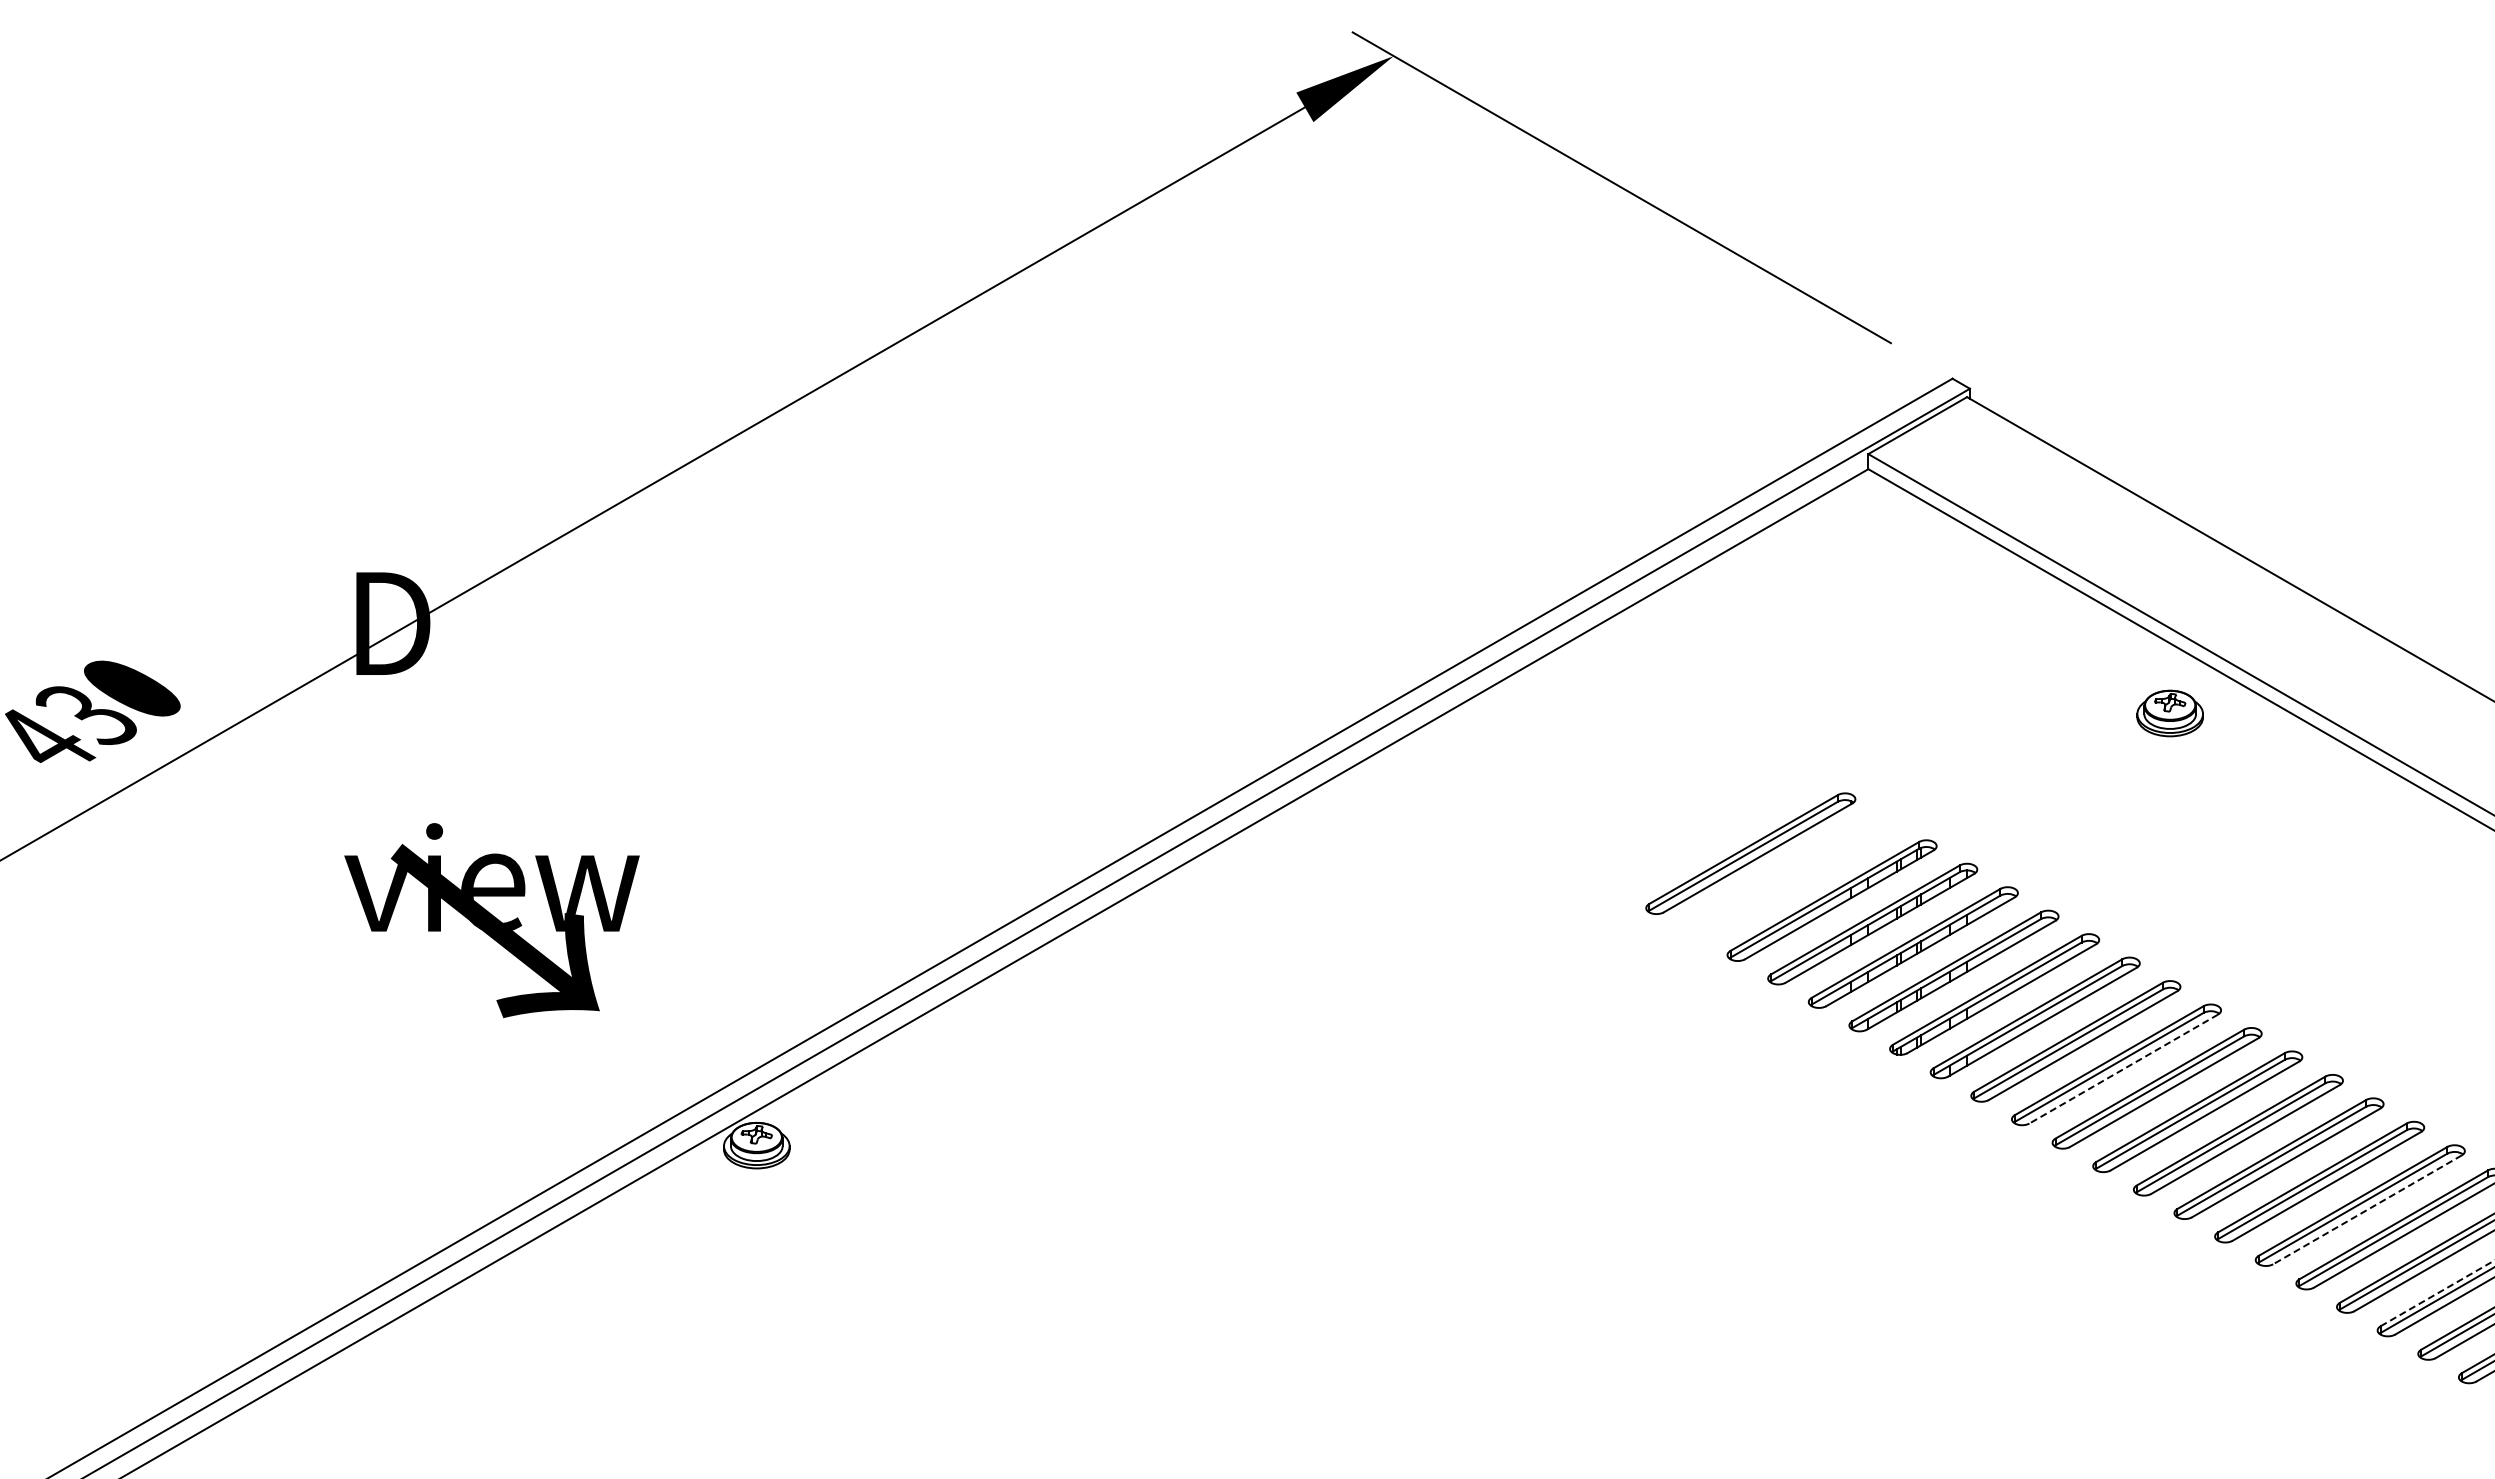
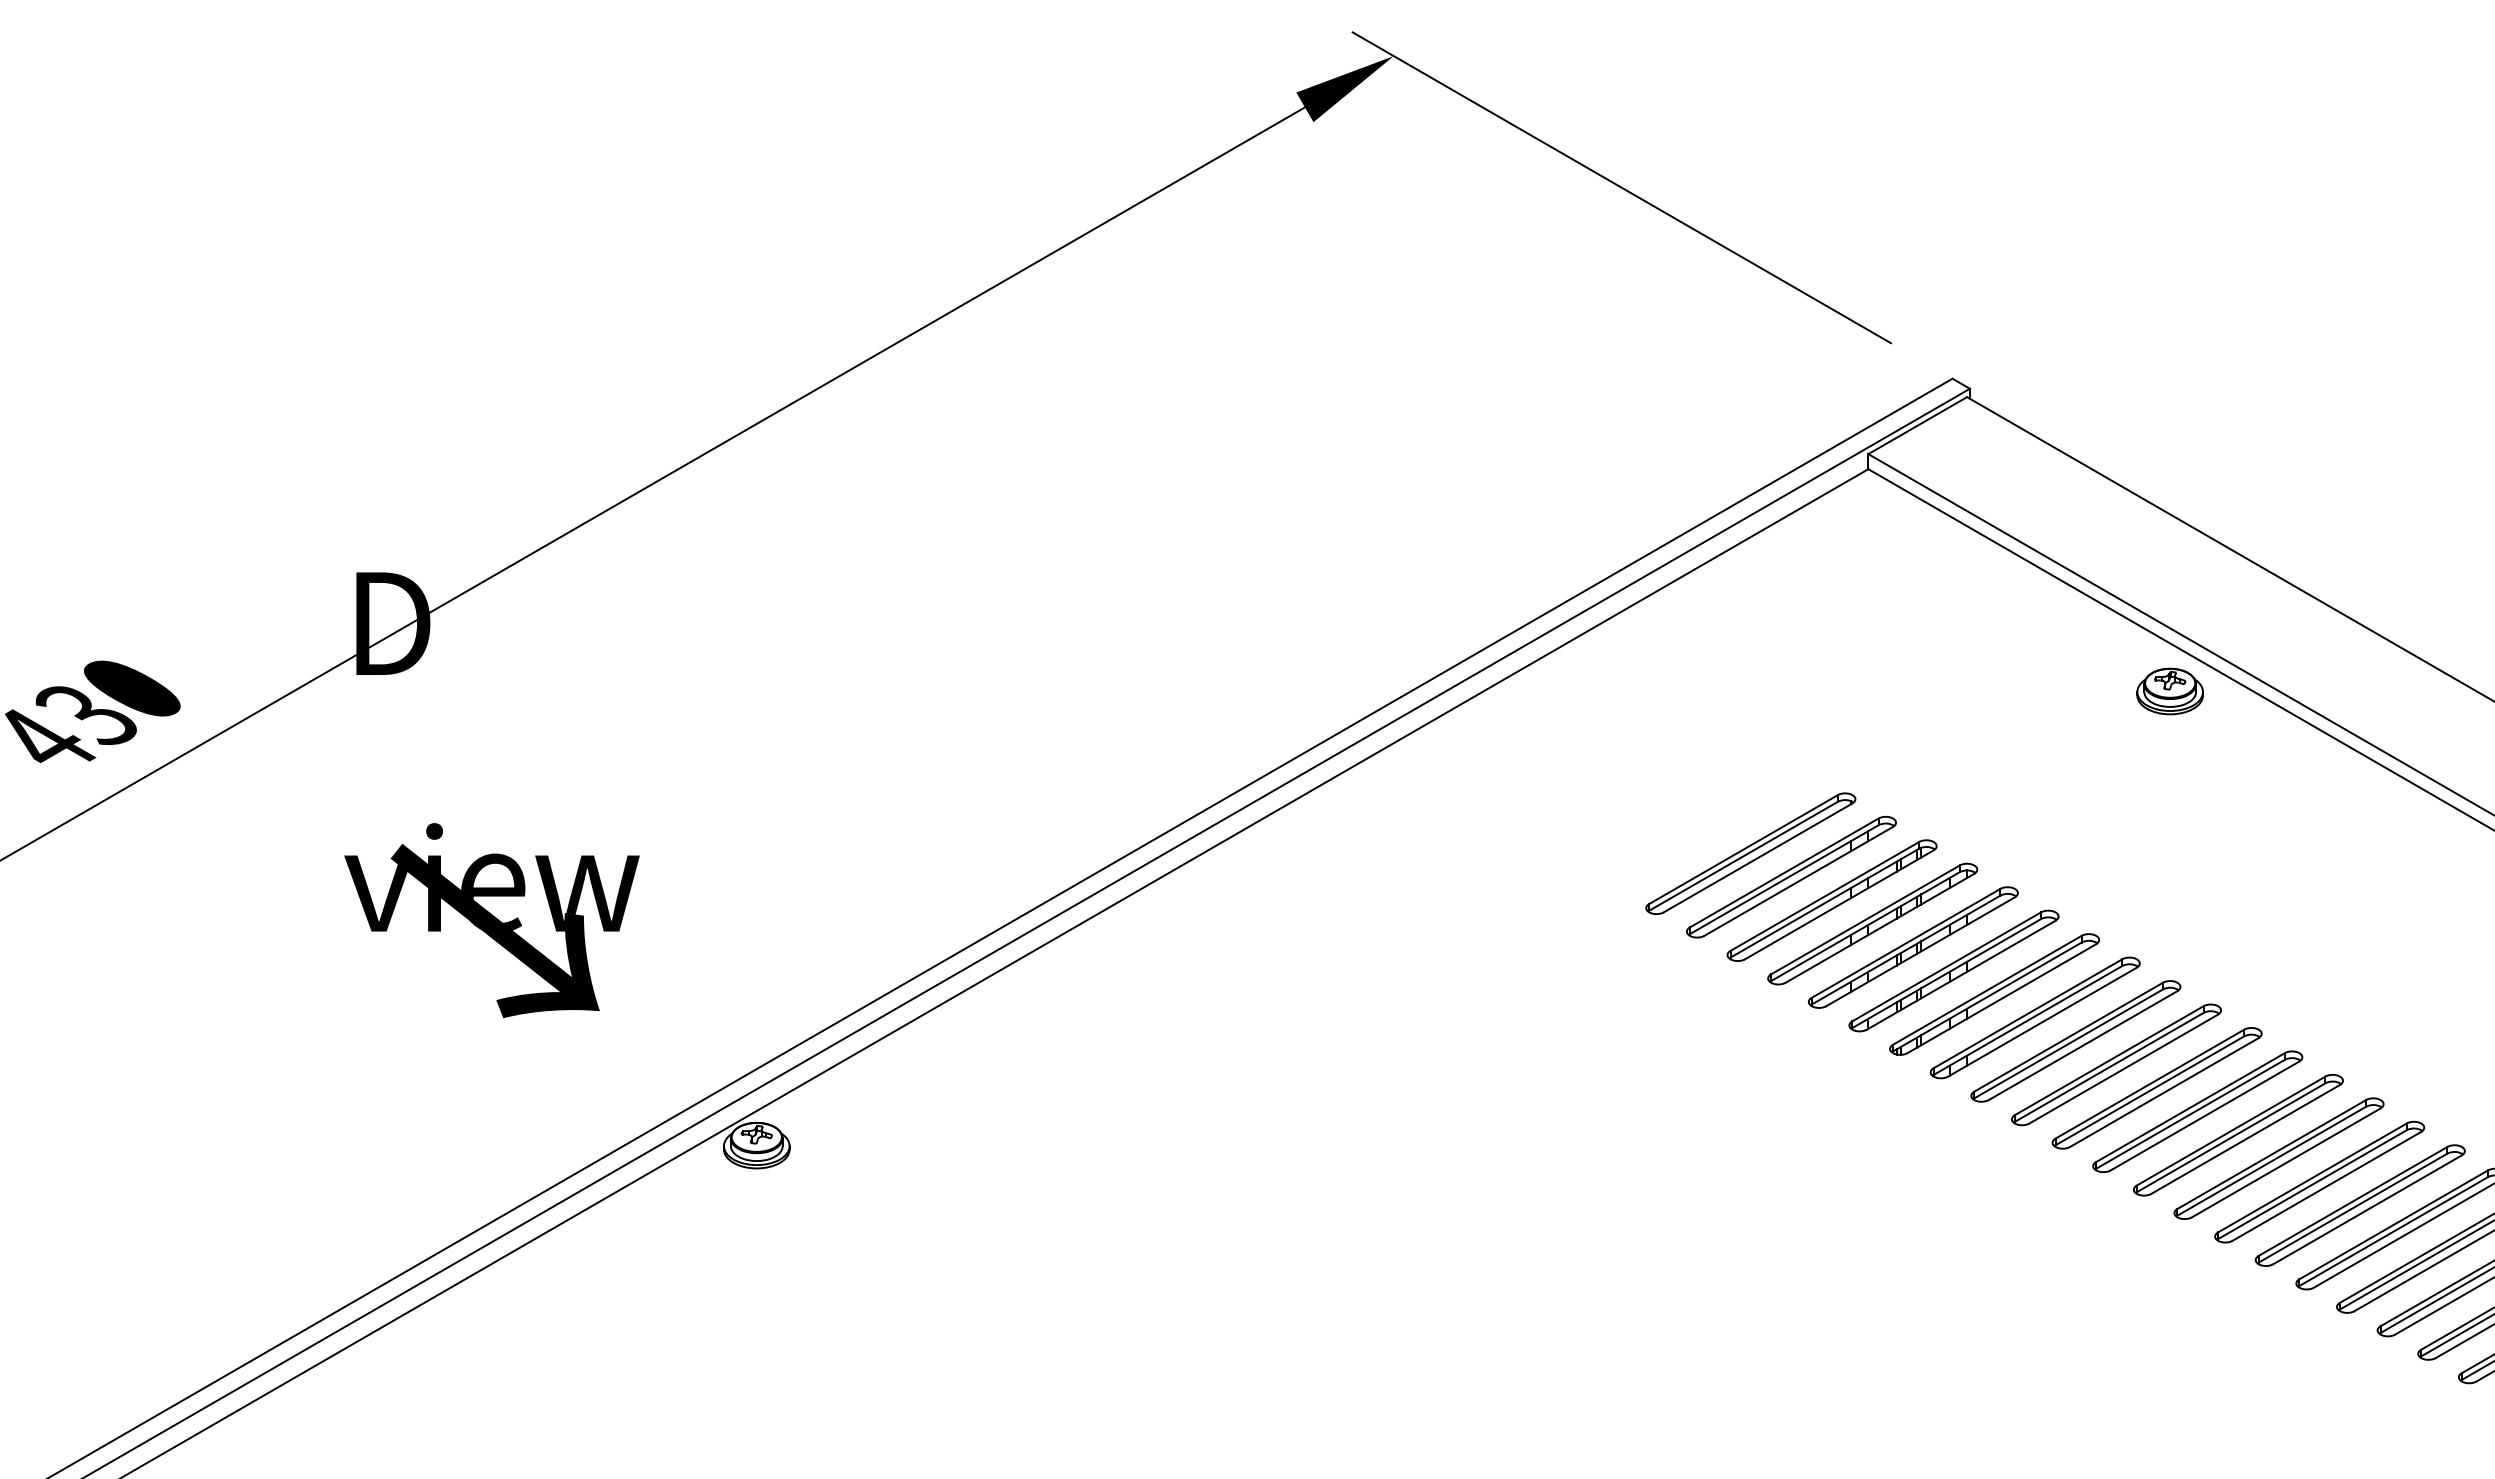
part position: (2169, 713) -> (2169, 691) (2169, 691)
part: none -> present (1791, 877)
line: dashed -> solid (2123, 1069)
line: dashed -> solid (2367, 1209)
line: dashed -> solid (2437, 1293)
